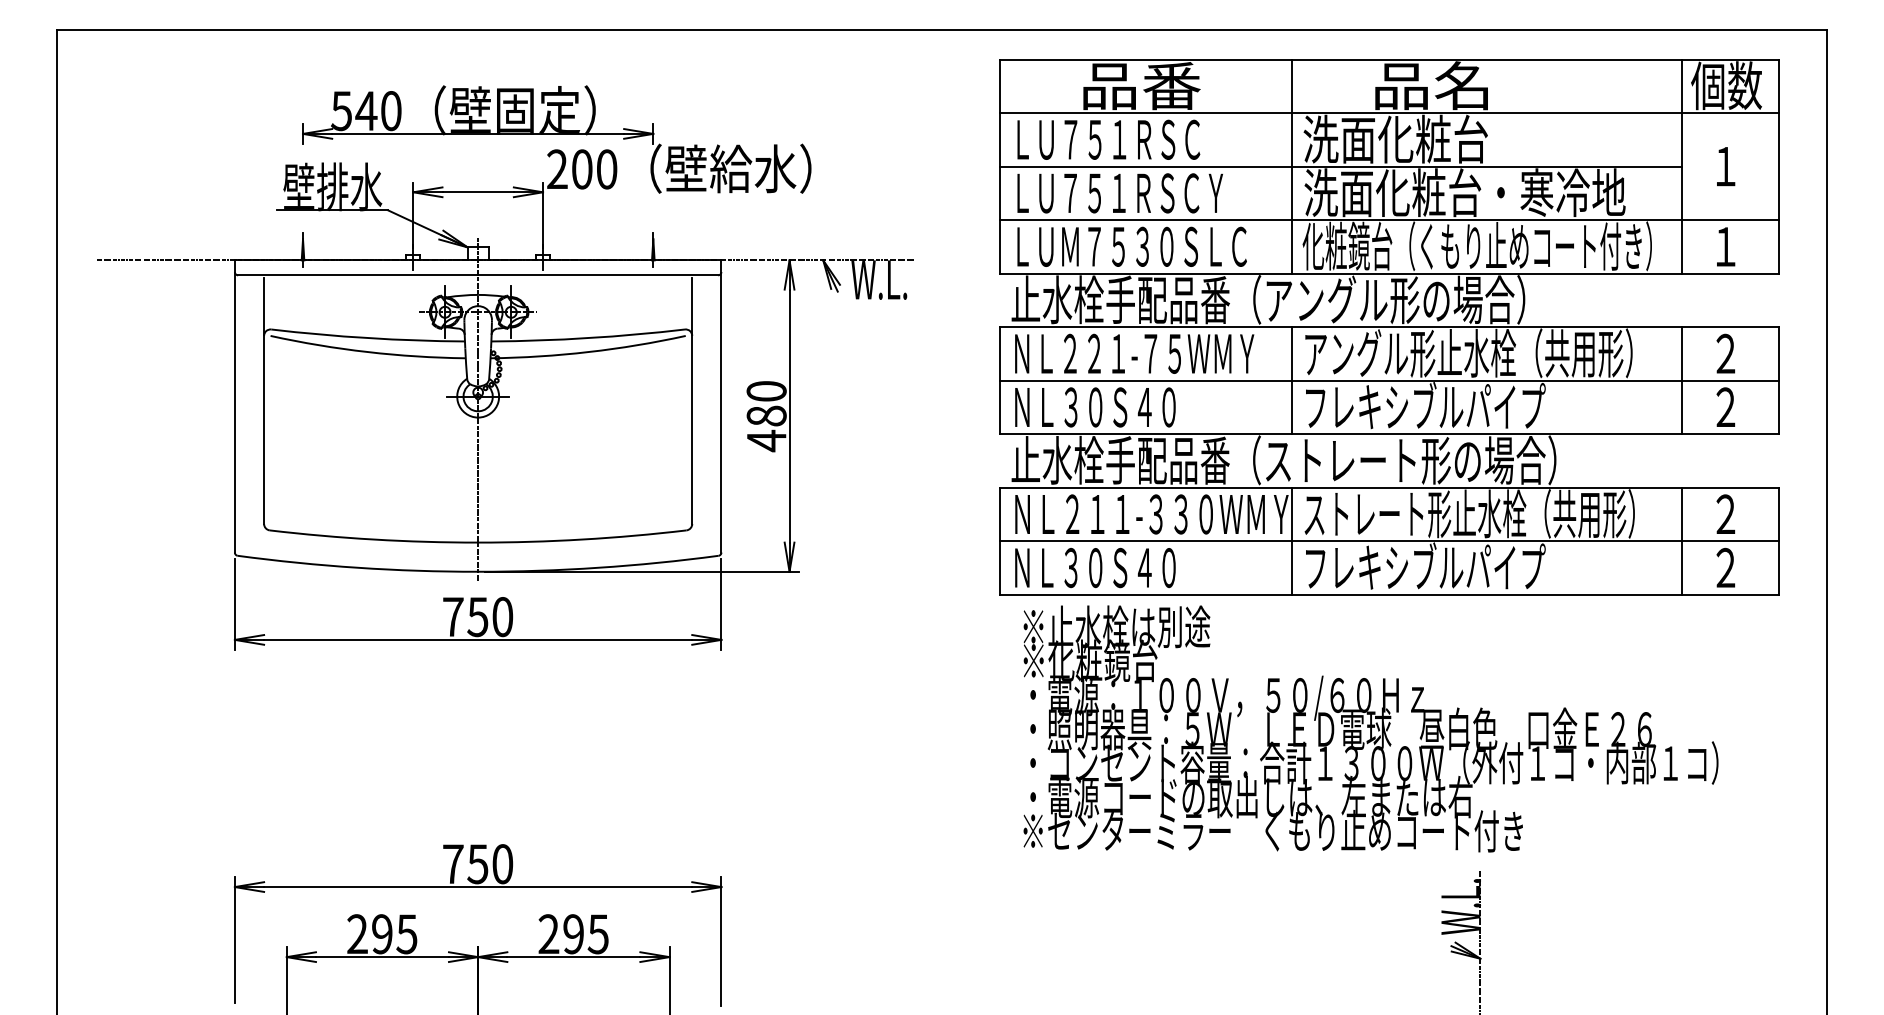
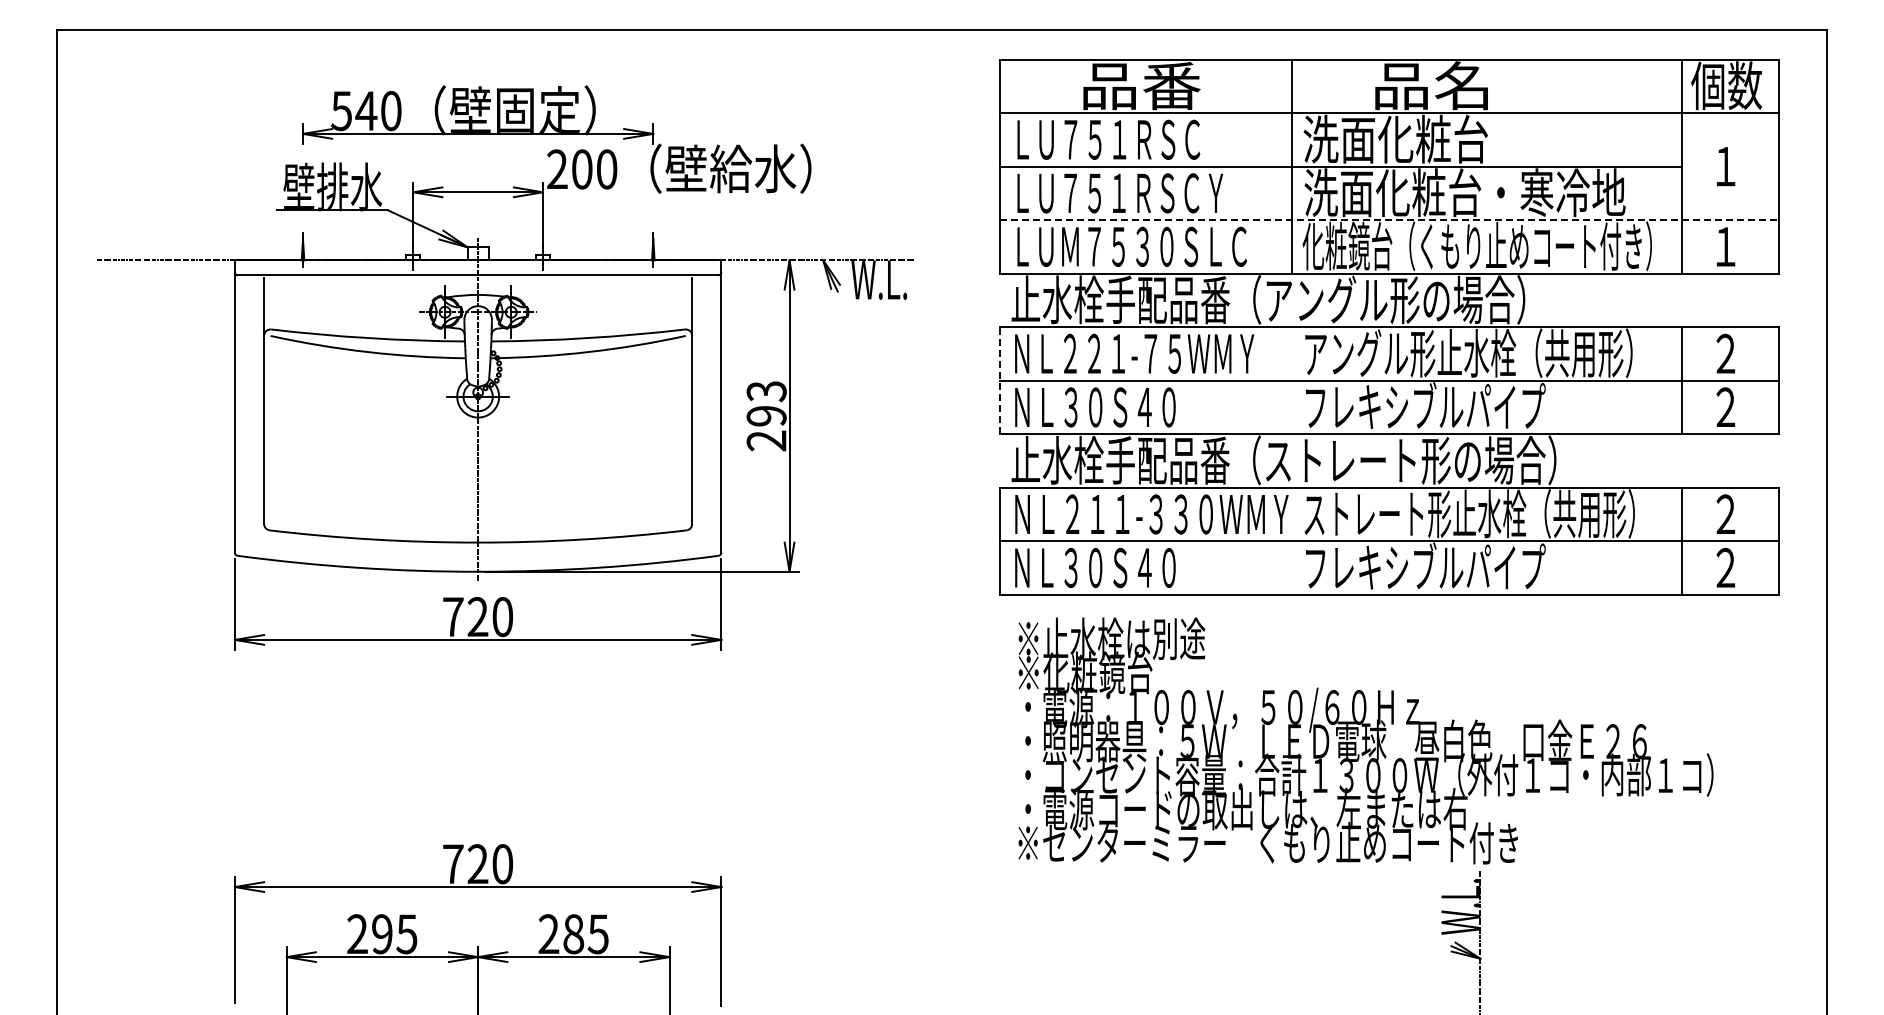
line: solid -> dashed (1390, 220)
line: solid -> dashed (1000, 380)
line: present -> none (1292, 380)
text: 480 -> 293 (766, 416)
line: present -> none (1292, 540)
text: 750 -> 720 (477, 617)
text position: (1370, 728) -> (1365, 740) (1365, 740)
text: 750 -> 720 (477, 864)
text: 295 -> 285 (573, 934)
